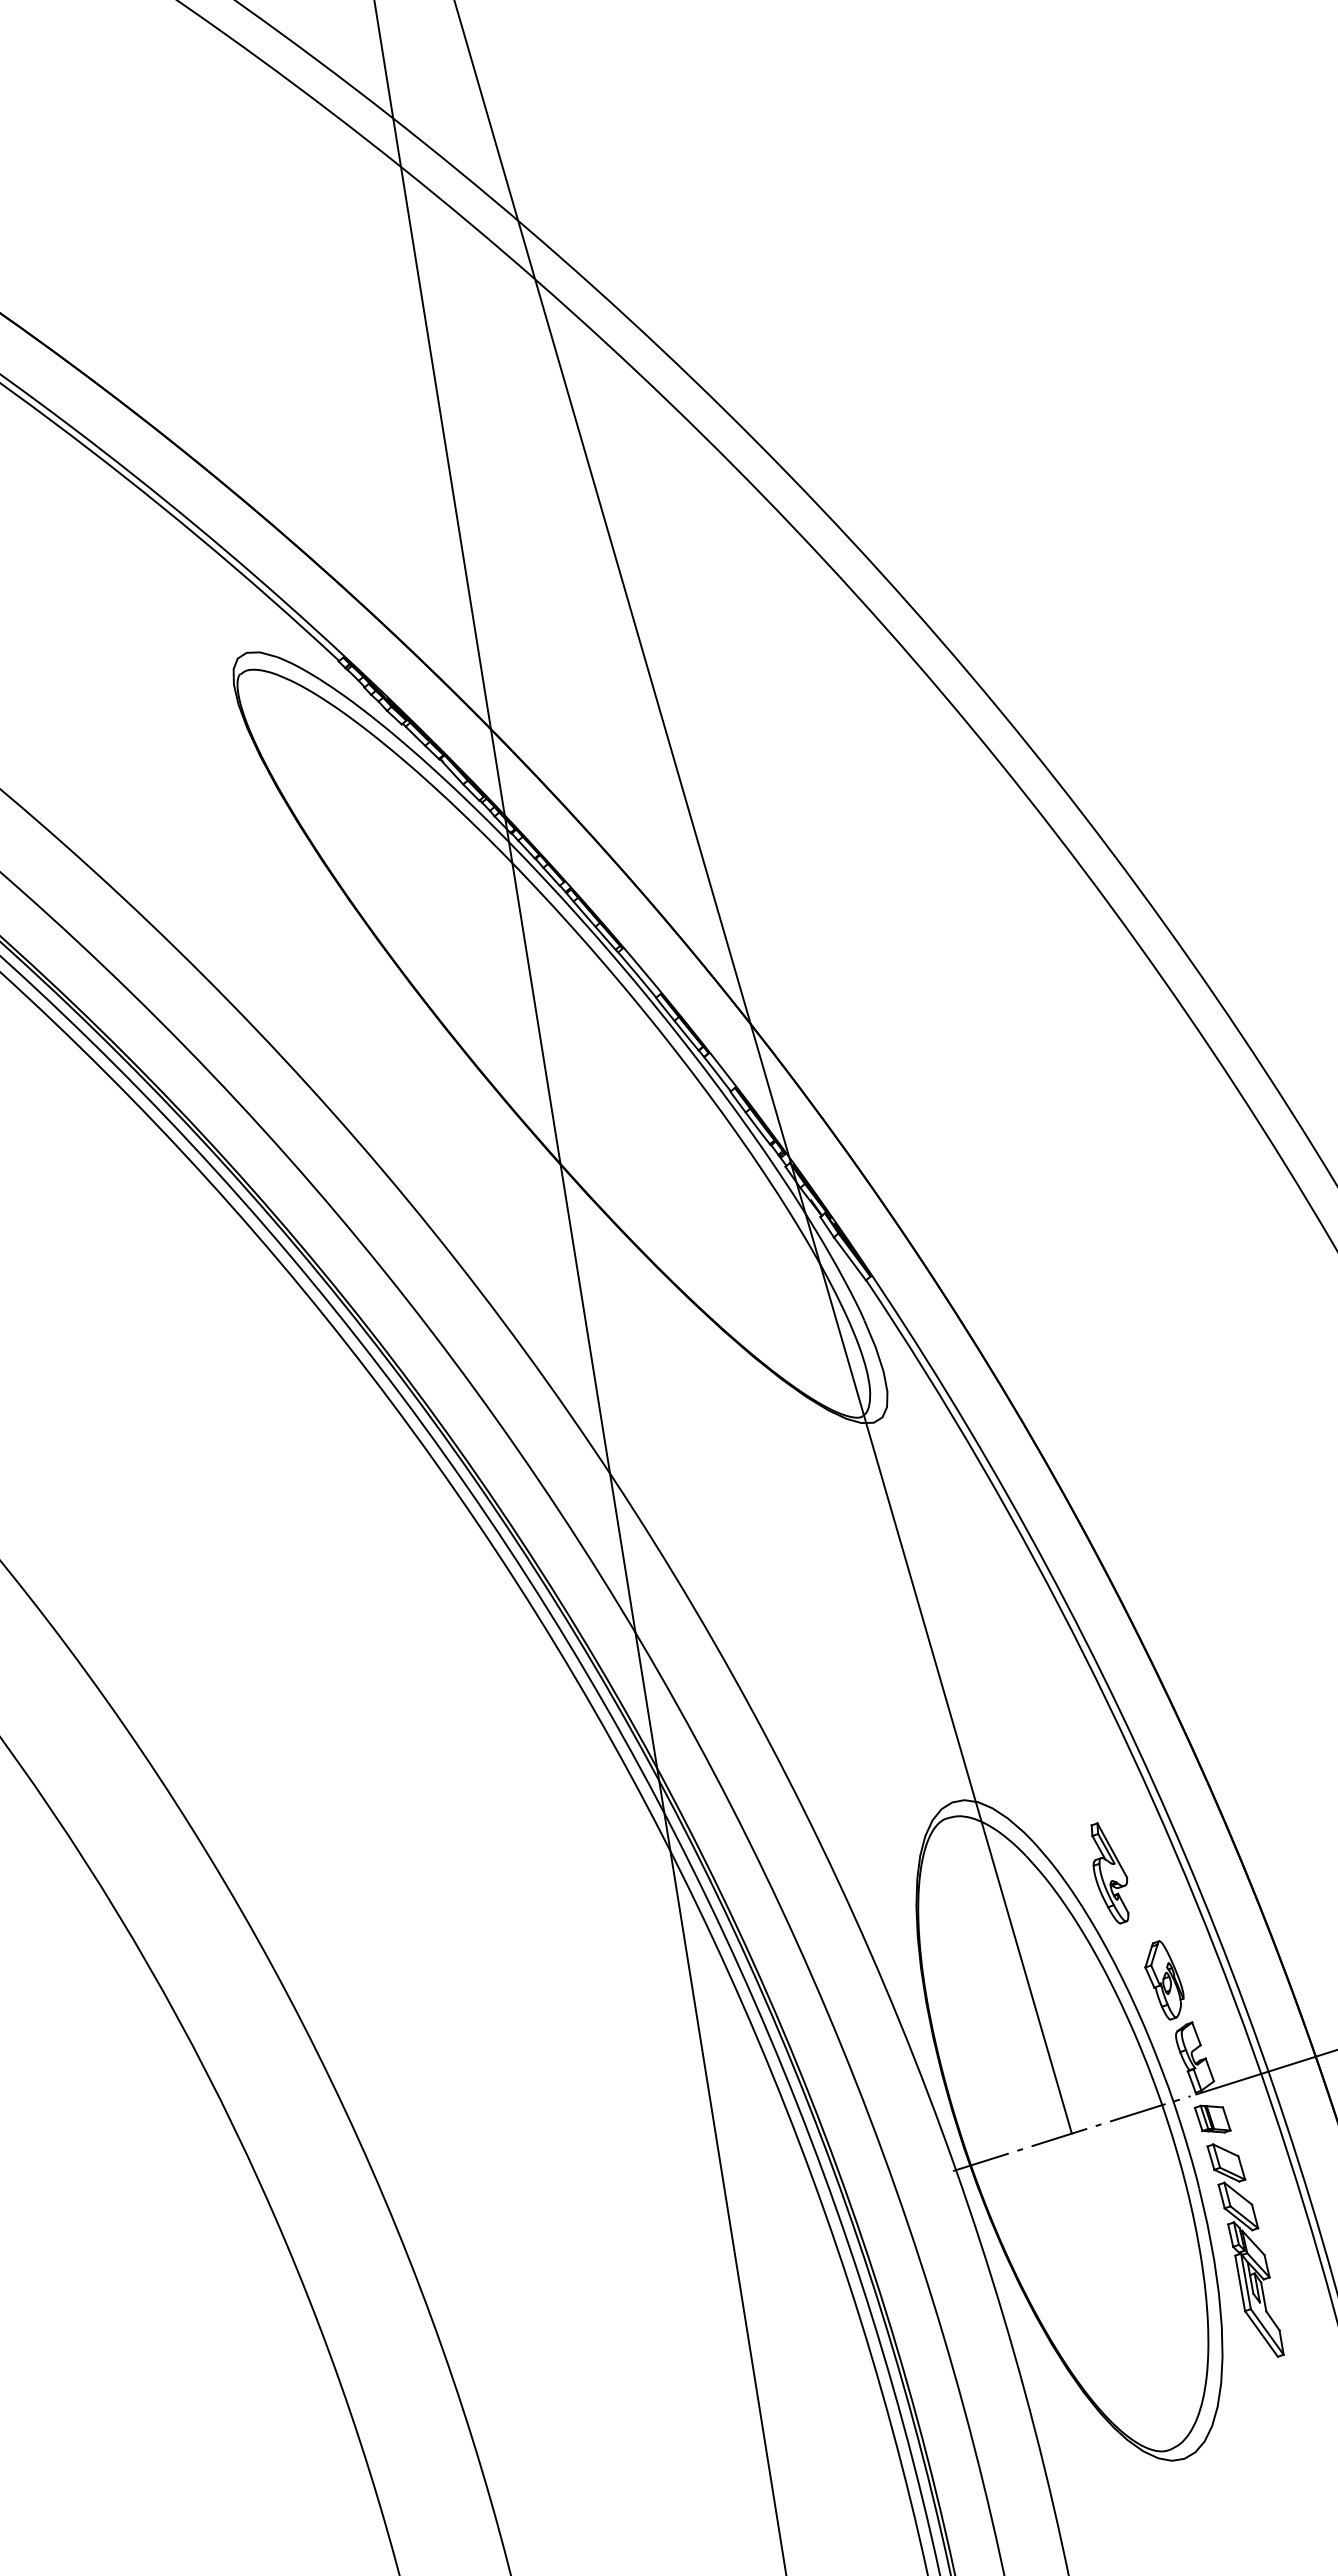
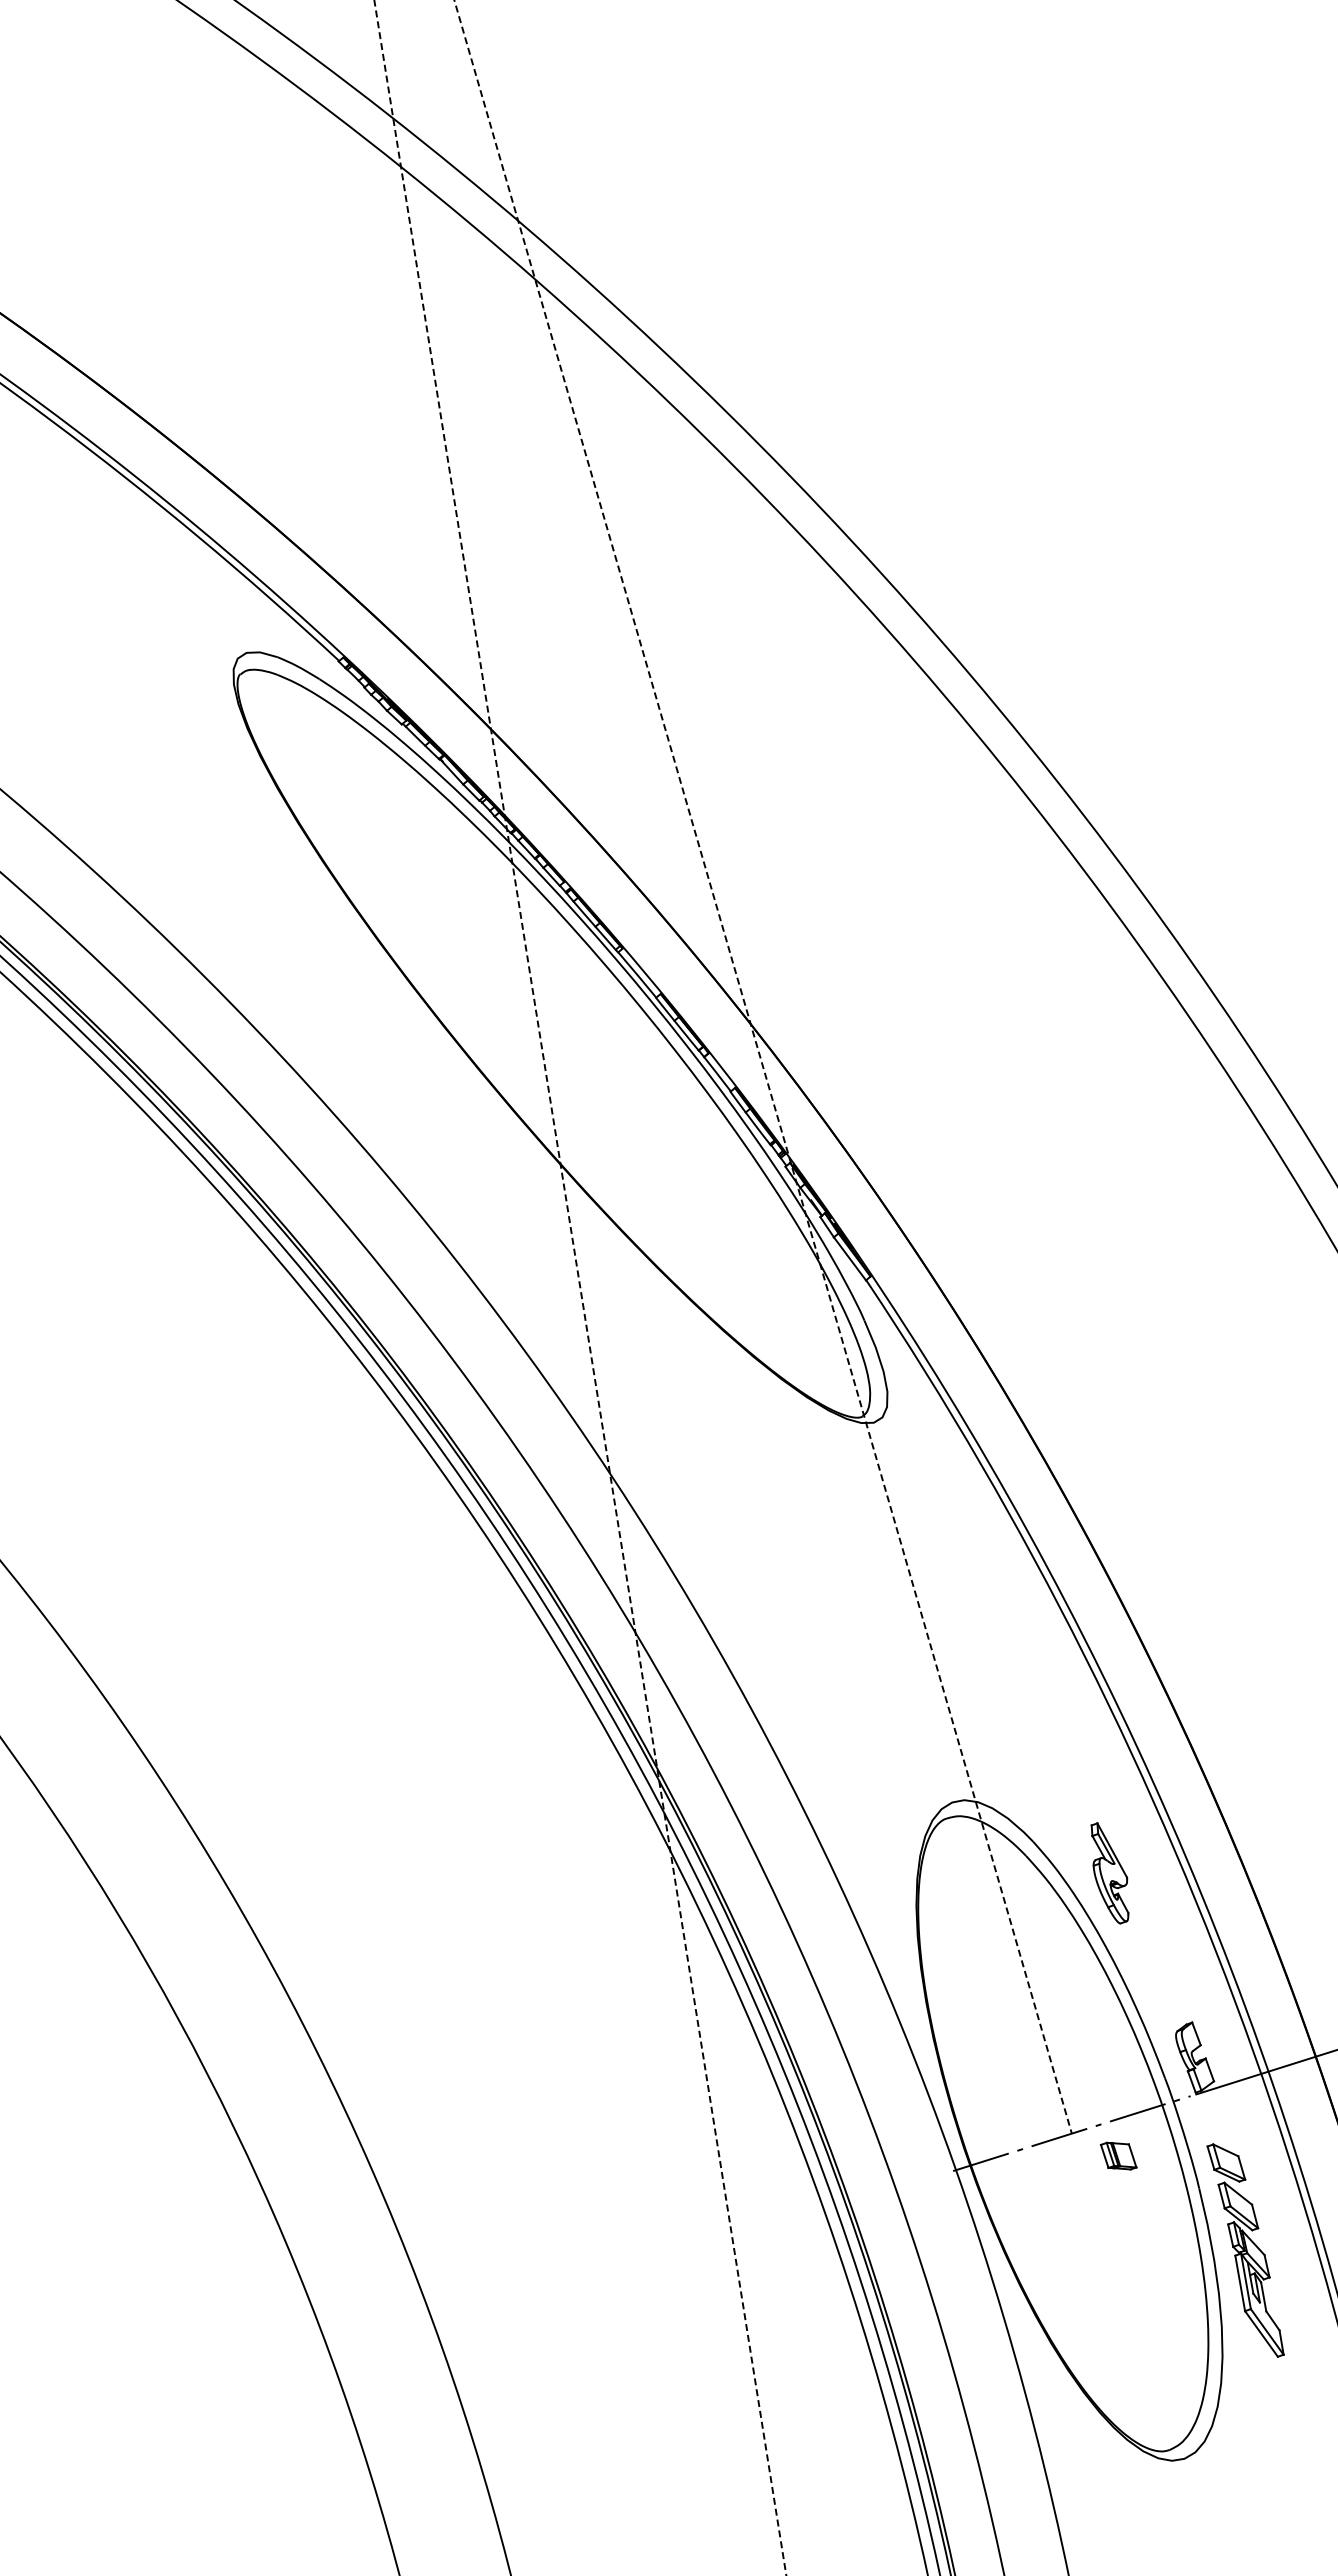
line: solid -> dashed (763, 1067)
line: solid -> dashed (580, 1287)
part: present -> none (1164, 1980)
part position: (1212, 2118) -> (1118, 2155) (1118, 2155)
